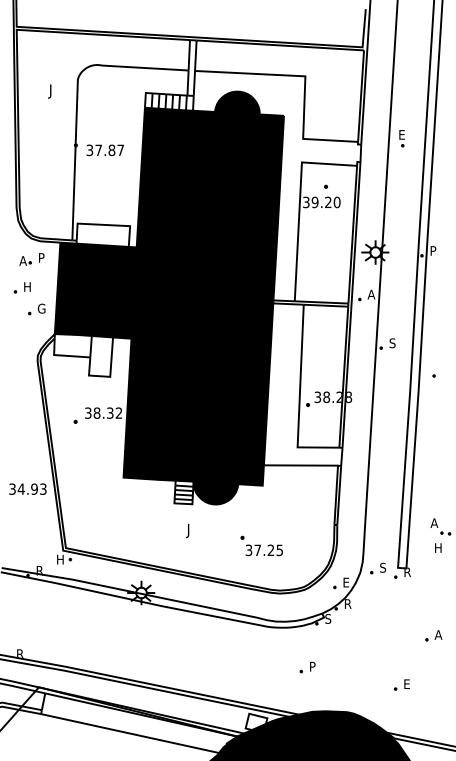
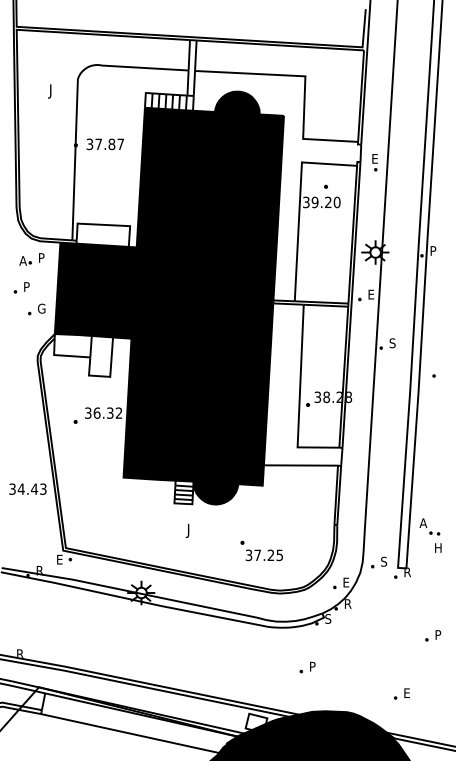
part position: (401, 138) -> (374, 162) (374, 162)
text position: (104, 150) -> (104, 144) (104, 144)
text: H -> P (27, 286)
text: A -> E (371, 294)
text: 38.32 -> 36.32 (96, 412)
text: 34.93 -> 34.43 (34, 488)
part position: (440, 526) -> (429, 526) (429, 526)
part position: (261, 545) -> (261, 550) (261, 550)
text: H -> E (60, 559)
part position: (378, 568) -> (379, 562) (379, 562)
text: A -> P (438, 634)
part position: (401, 684) -> (401, 693) (401, 693)
